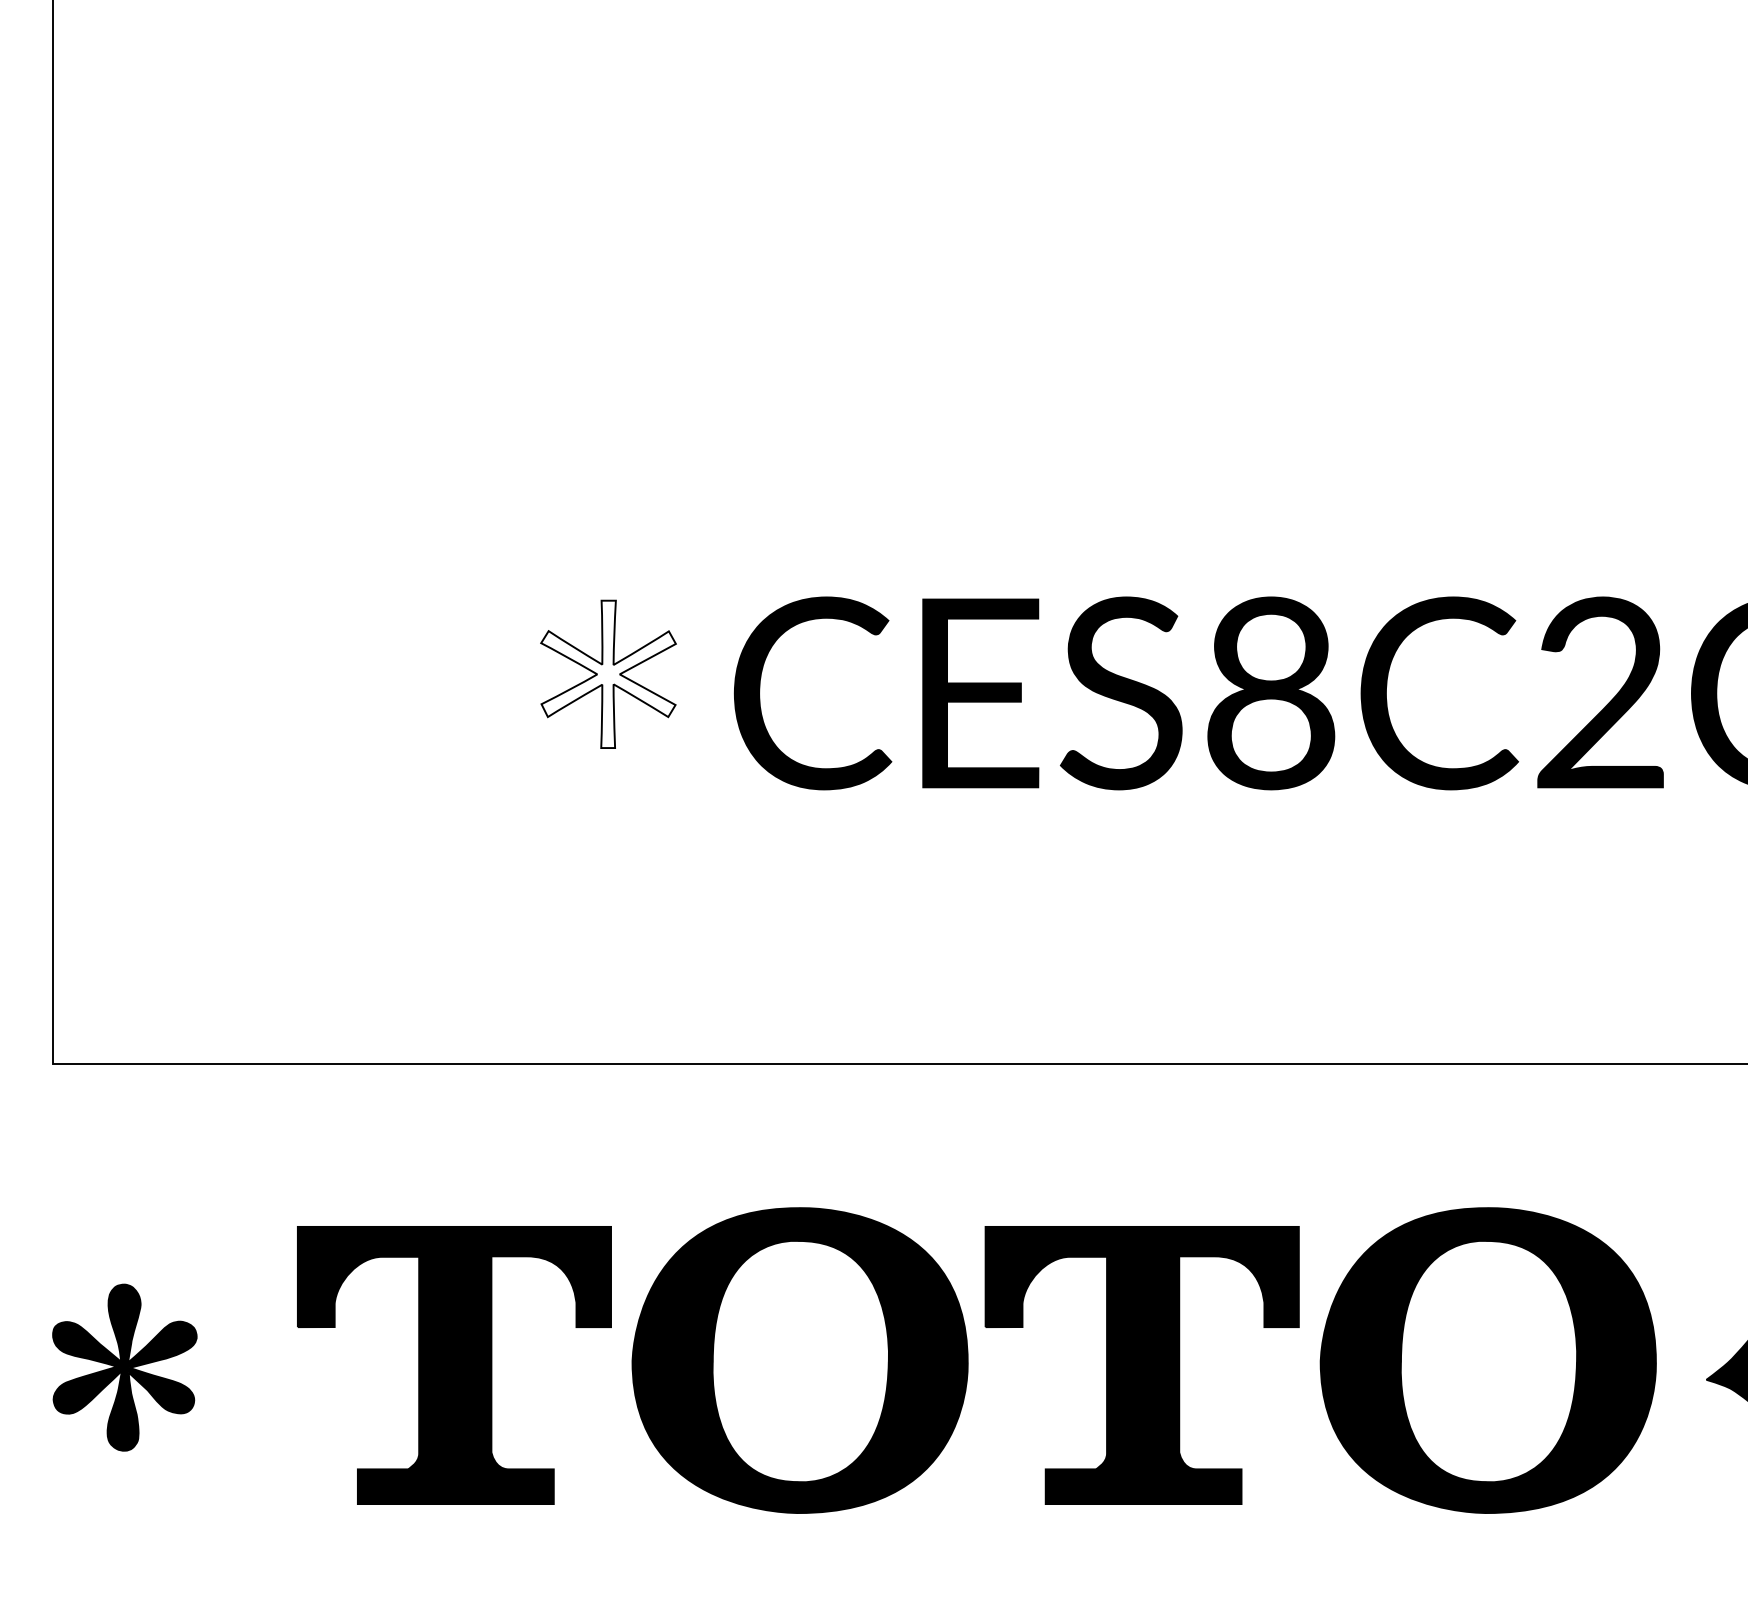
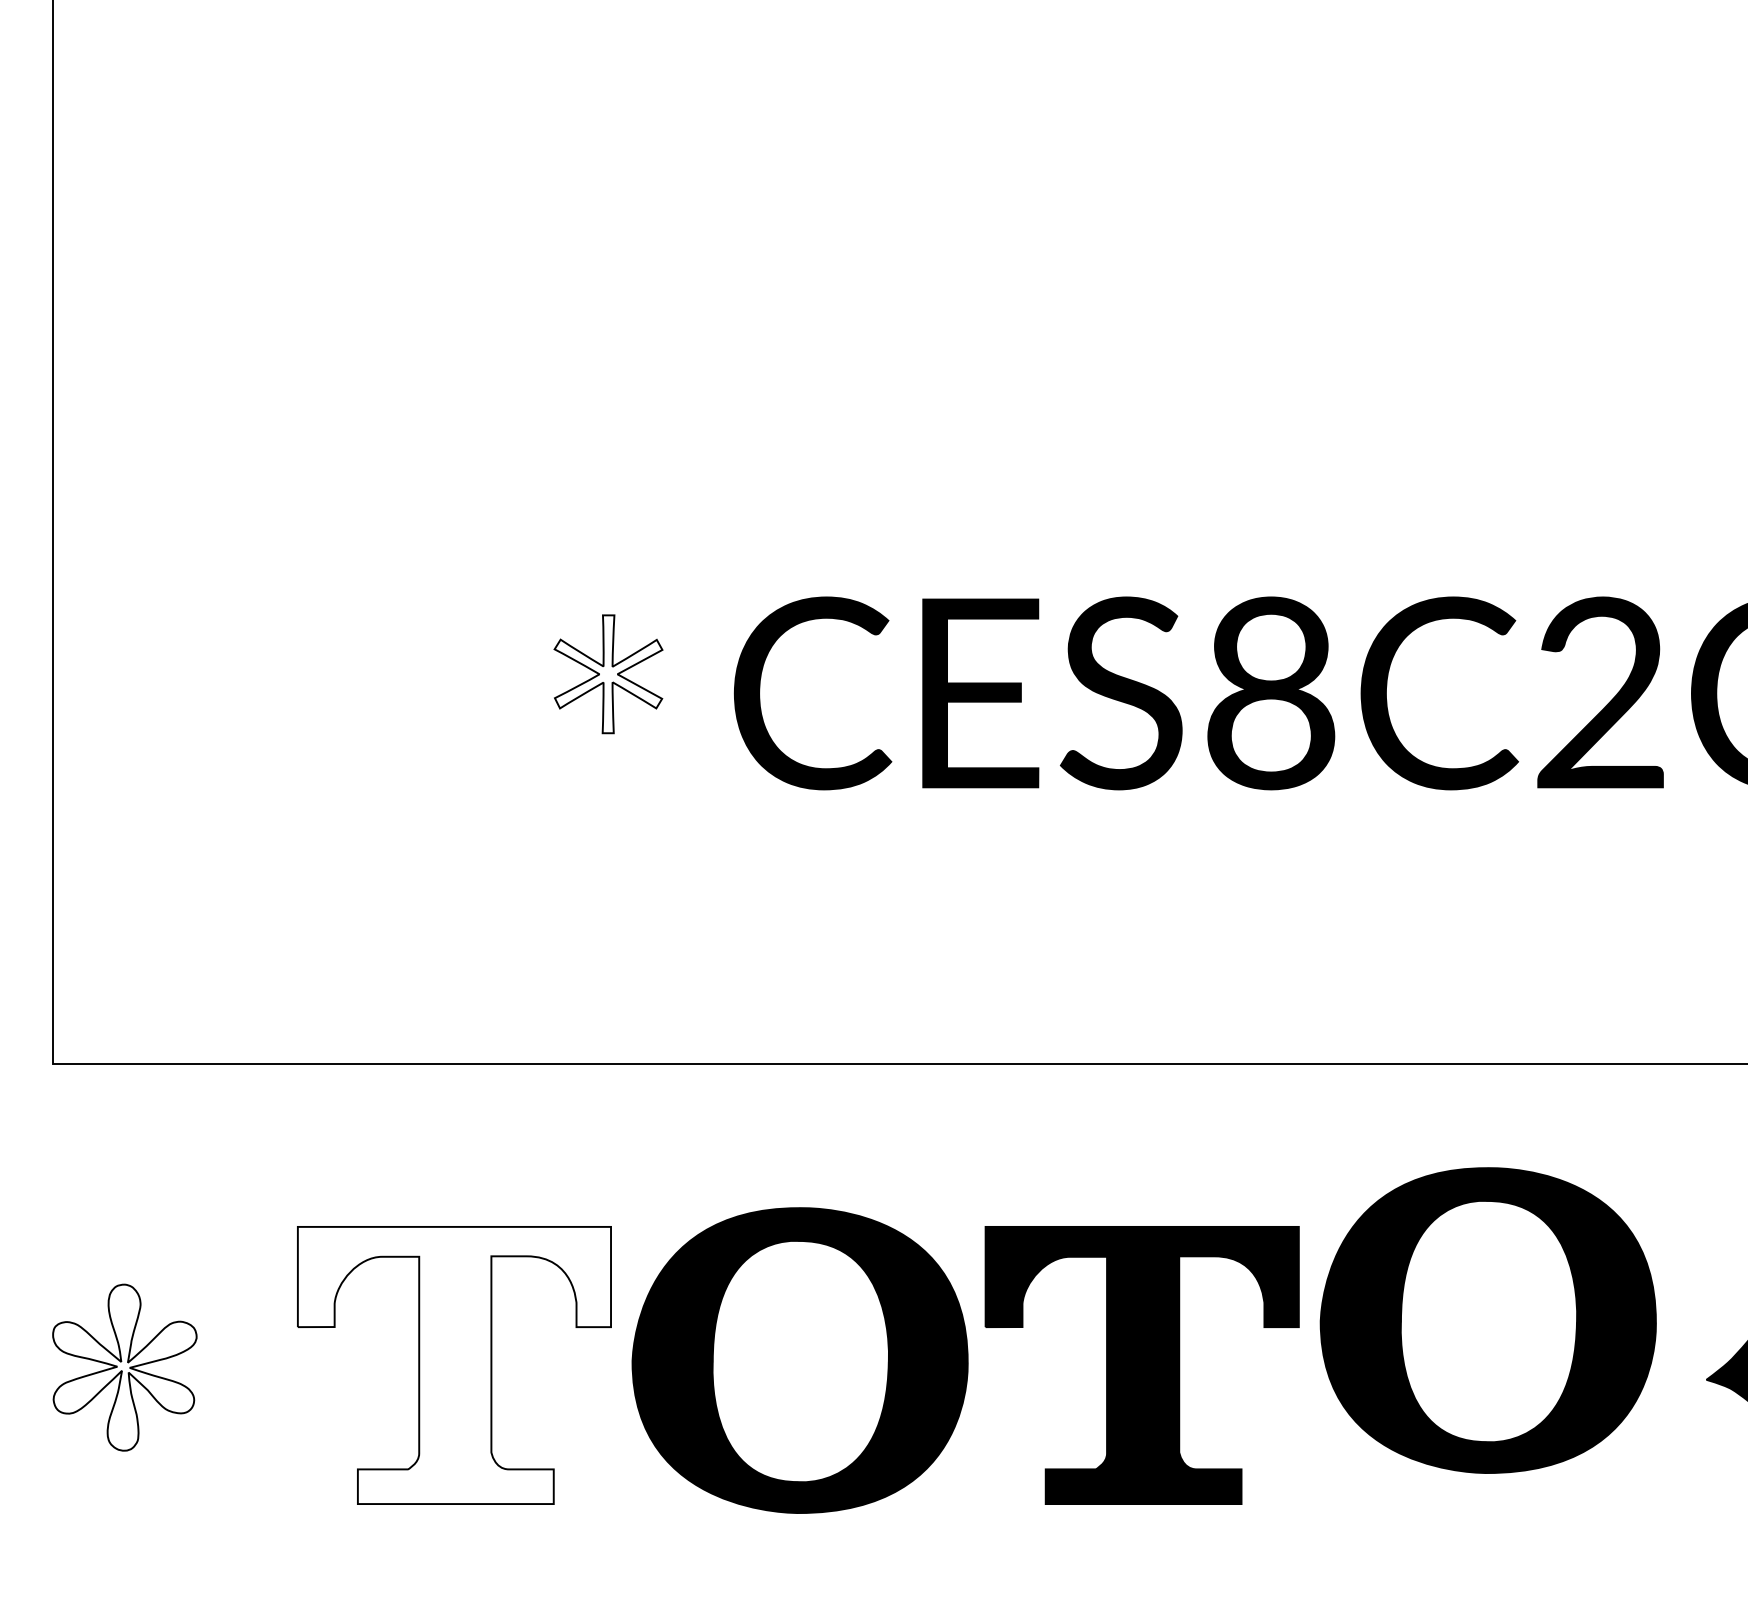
part size: 137x150 px -> 111x121 px (608, 674)
part position: (1487, 1360) -> (1487, 1320) (1487, 1320)
fill: present -> none (454, 1365)
fill: present -> none (124, 1367)
